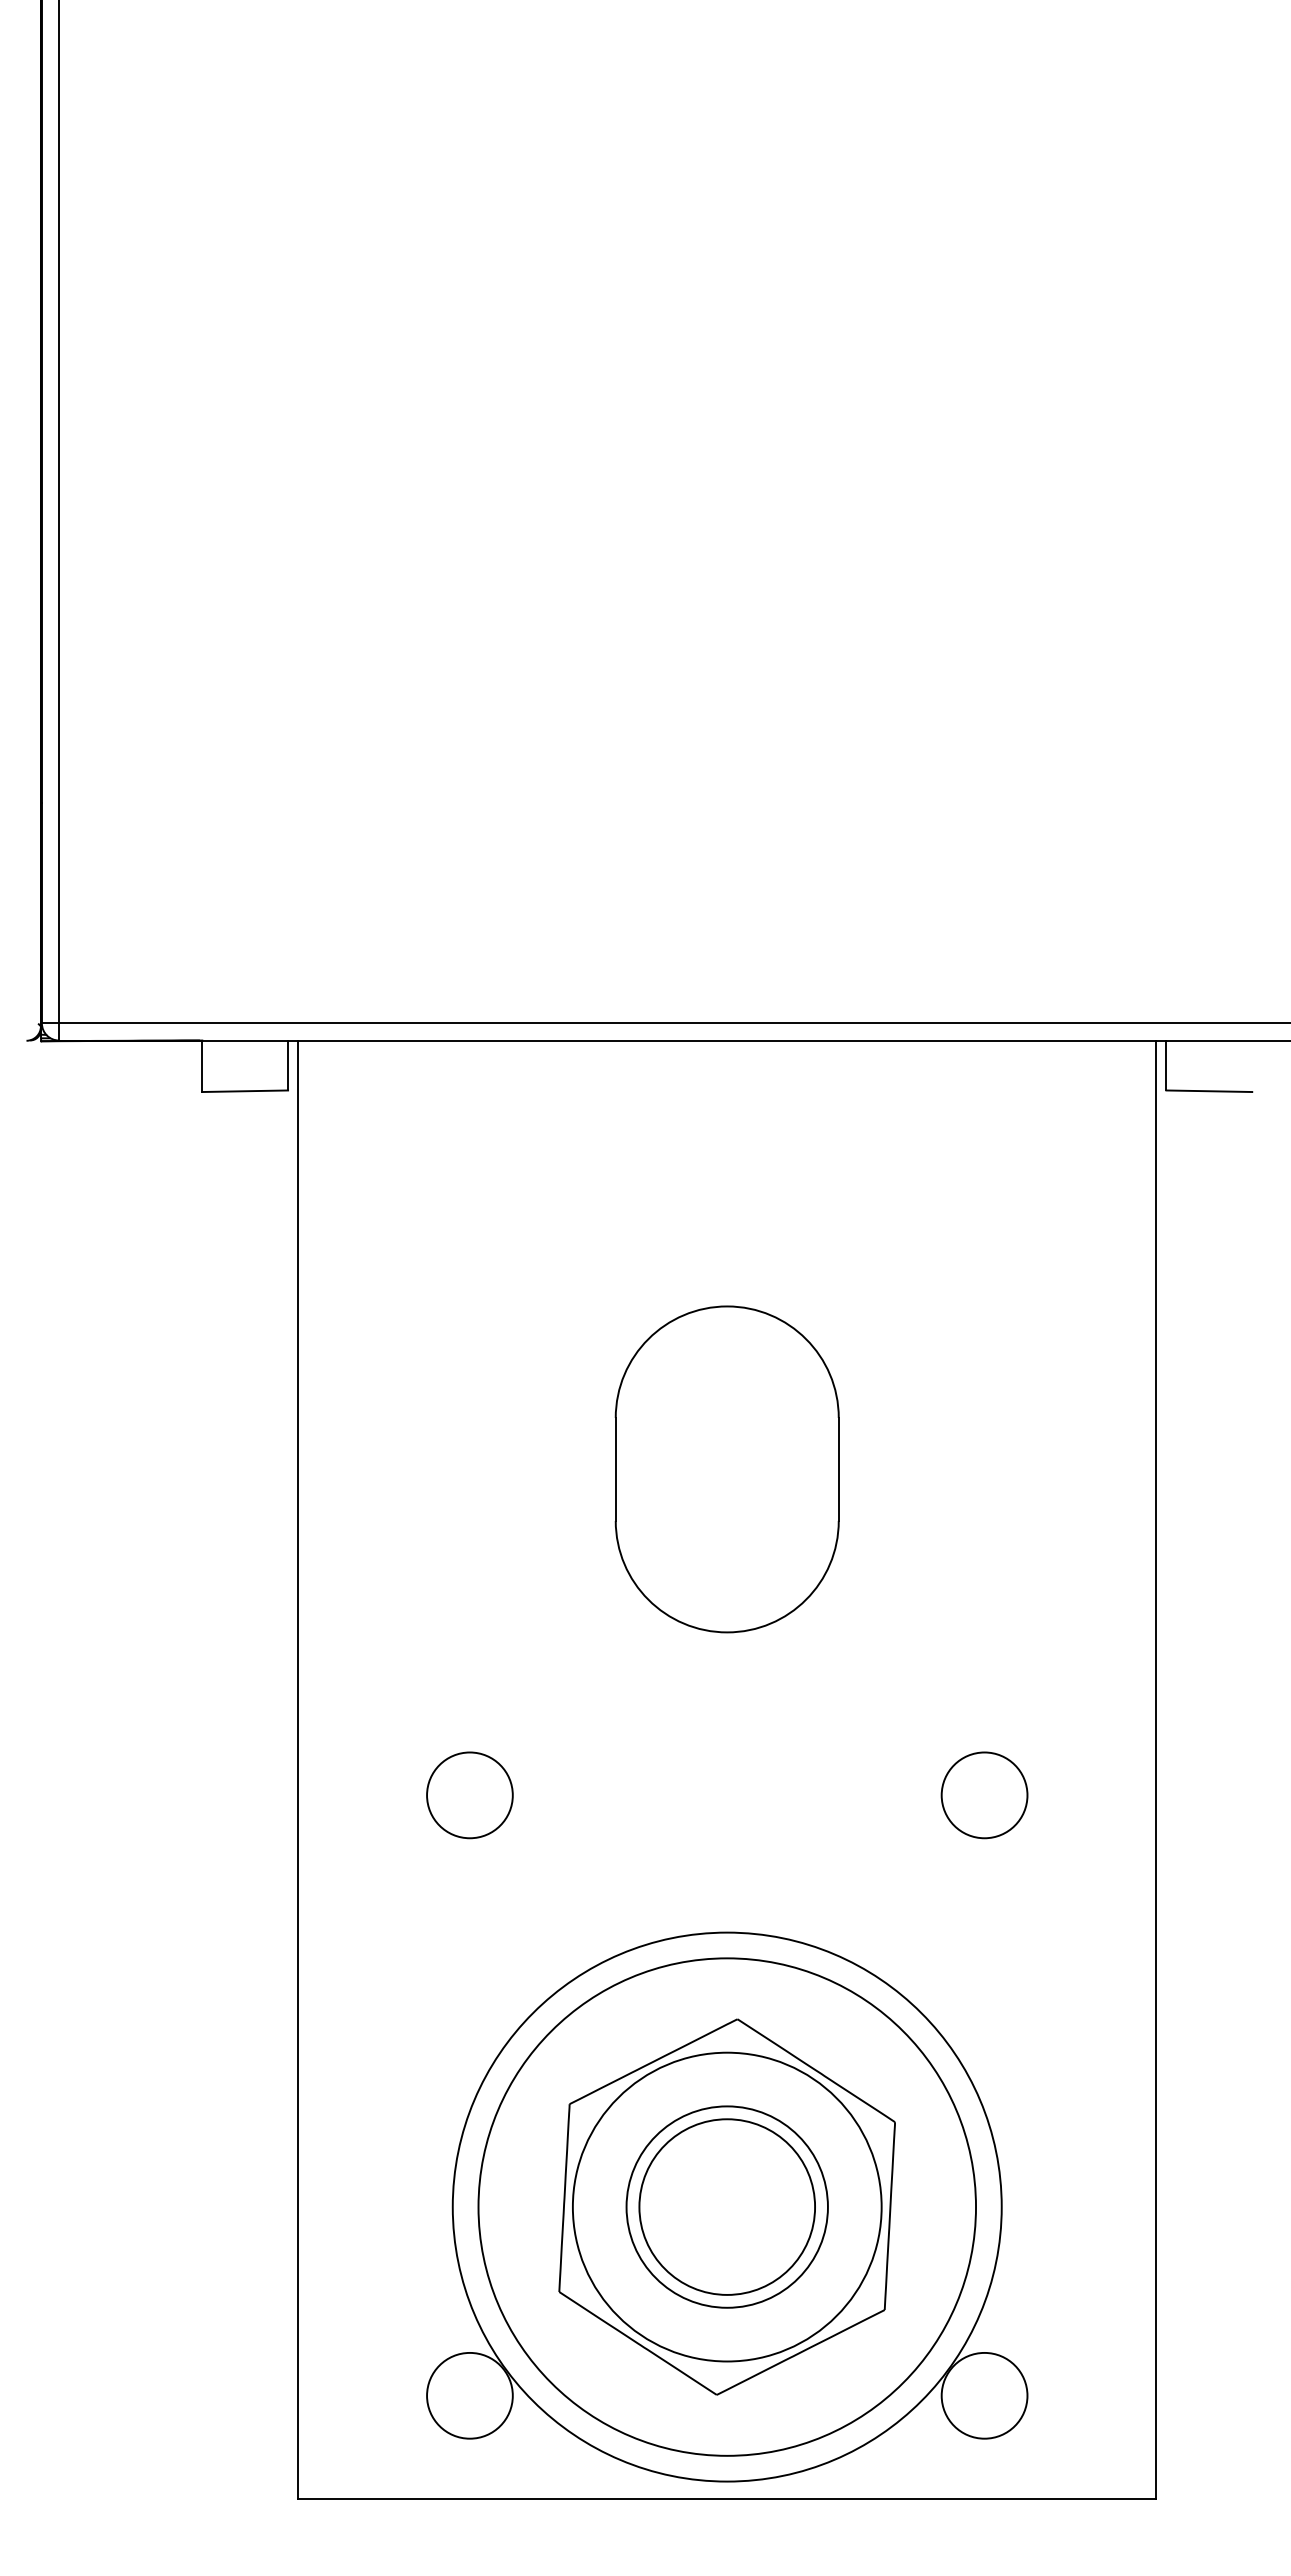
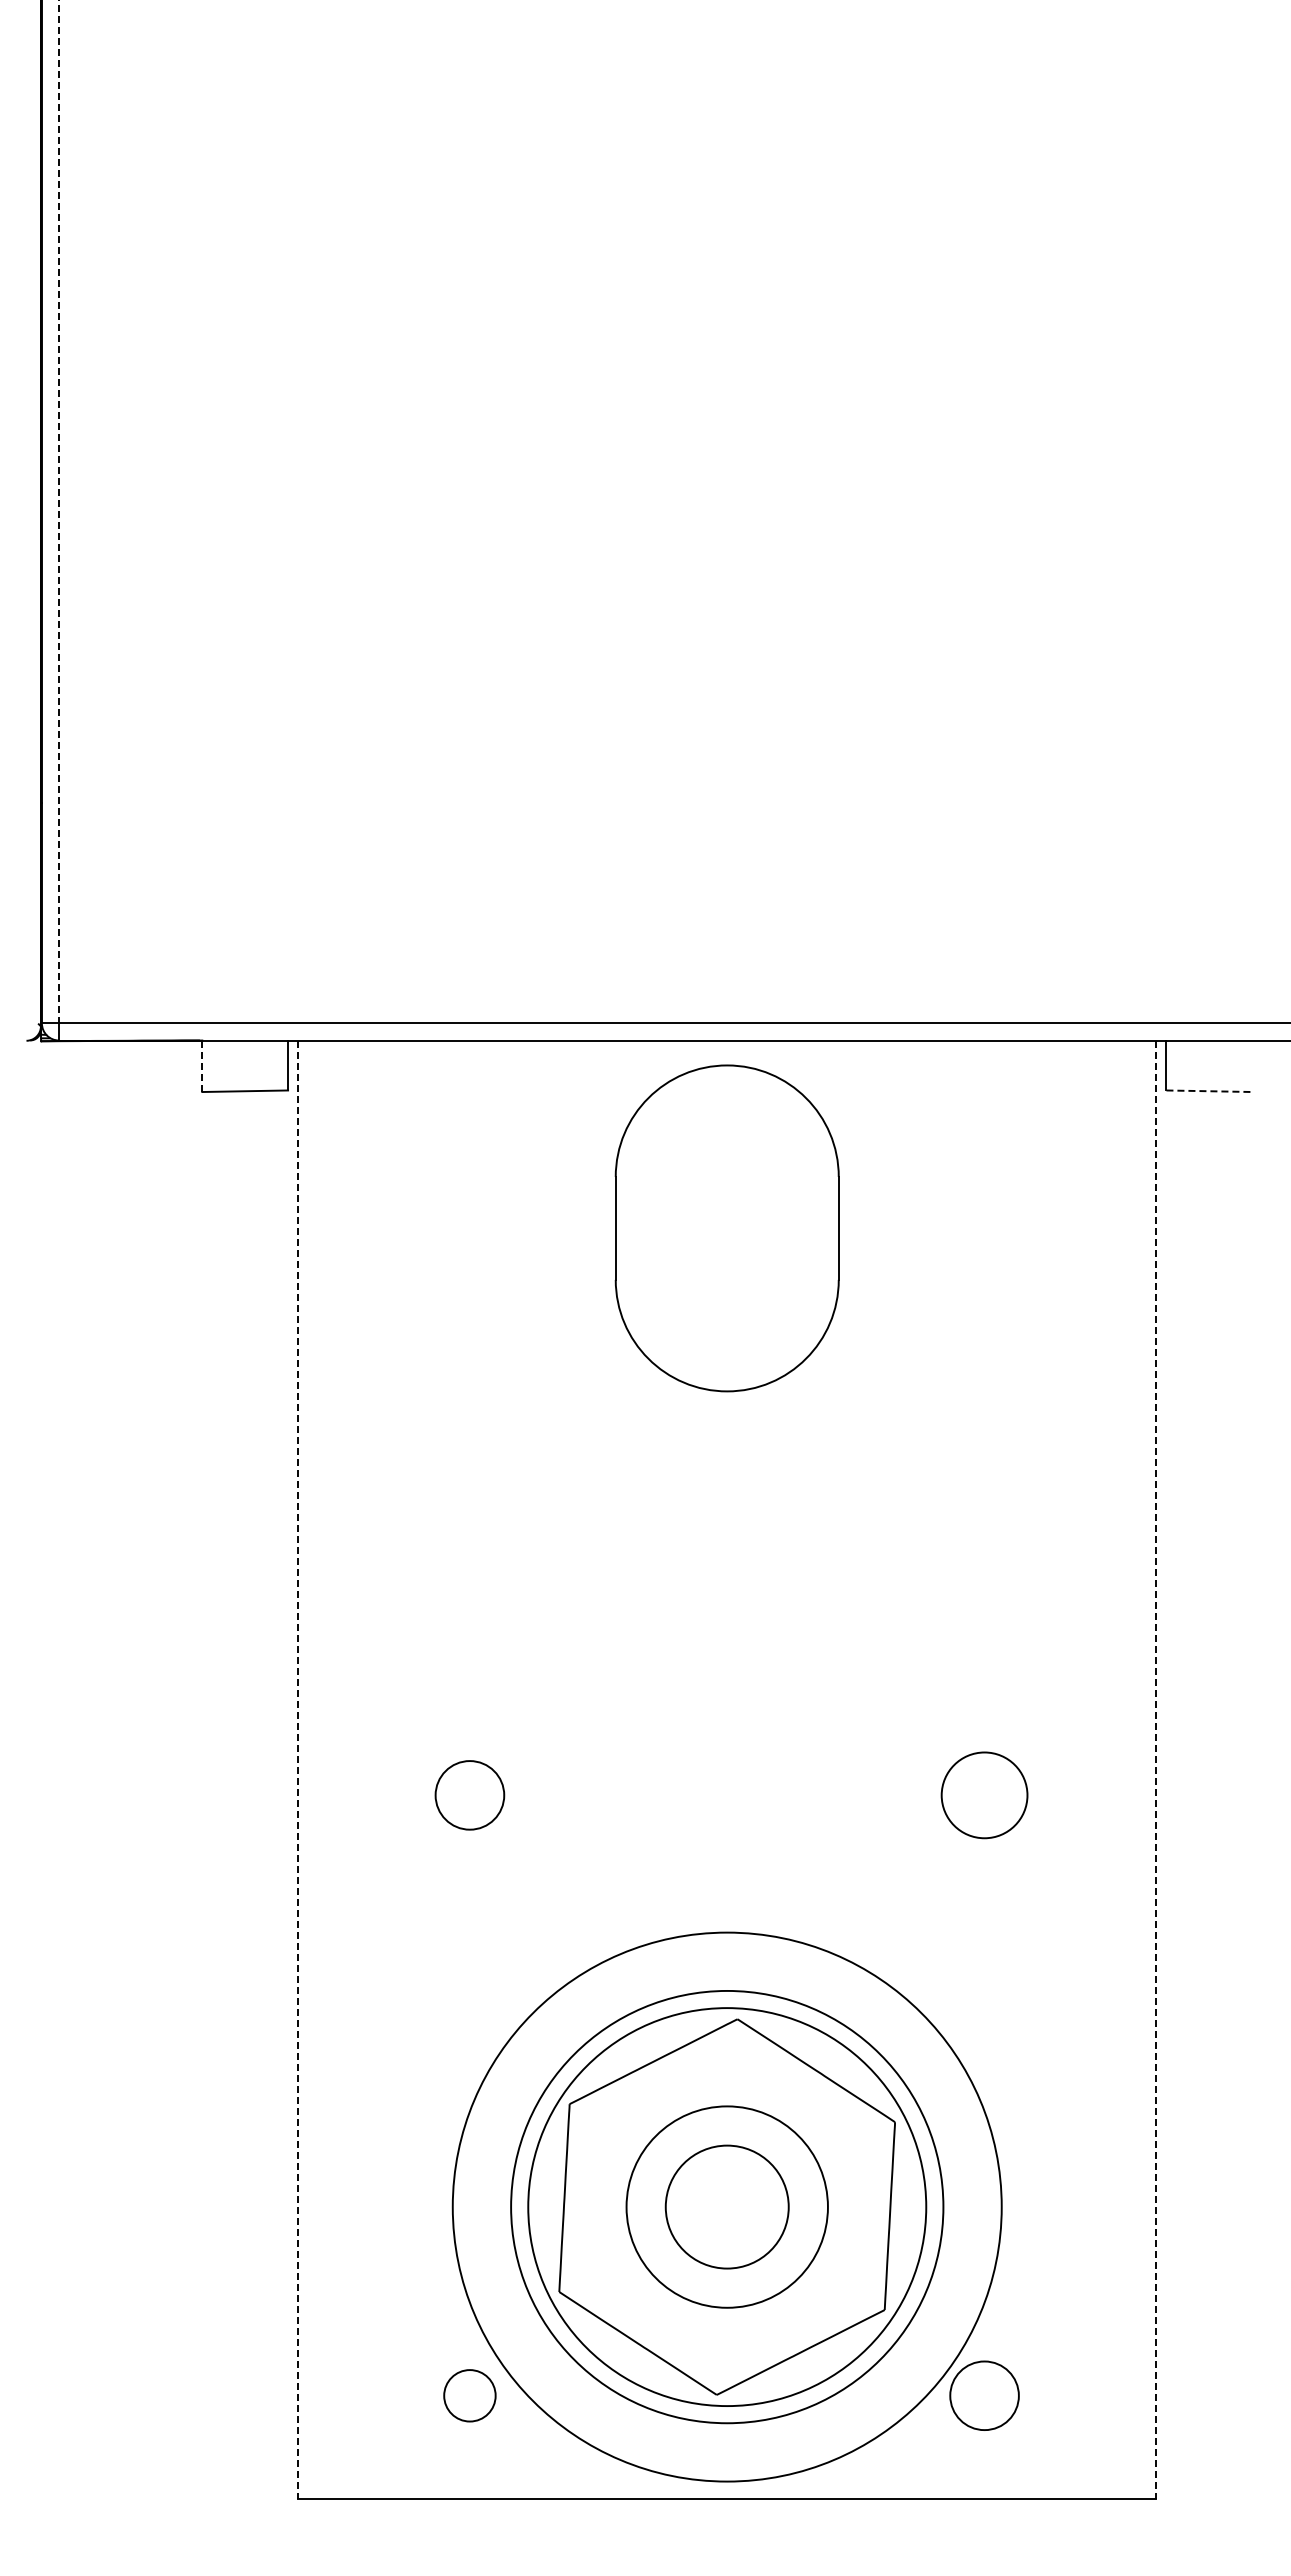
line: solid -> dashed (59, 512)
line: solid -> dashed (202, 1066)
line: solid -> dashed (1209, 1091)
part position: (726, 1469) -> (726, 1228) (726, 1228)
line: solid -> dashed (298, 1770)
line: solid -> dashed (1156, 1770)
circle diameter: 86 px -> 69 px (469, 1795)
circle diameter: 309 px -> 432 px (727, 2206)
circle diameter: 176 px -> 123 px (726, 2206)
circle diameter: 497 px -> 398 px (727, 2207)
circle diameter: 86 px -> 51 px (469, 2395)
circle diameter: 86 px -> 69 px (984, 2395)
